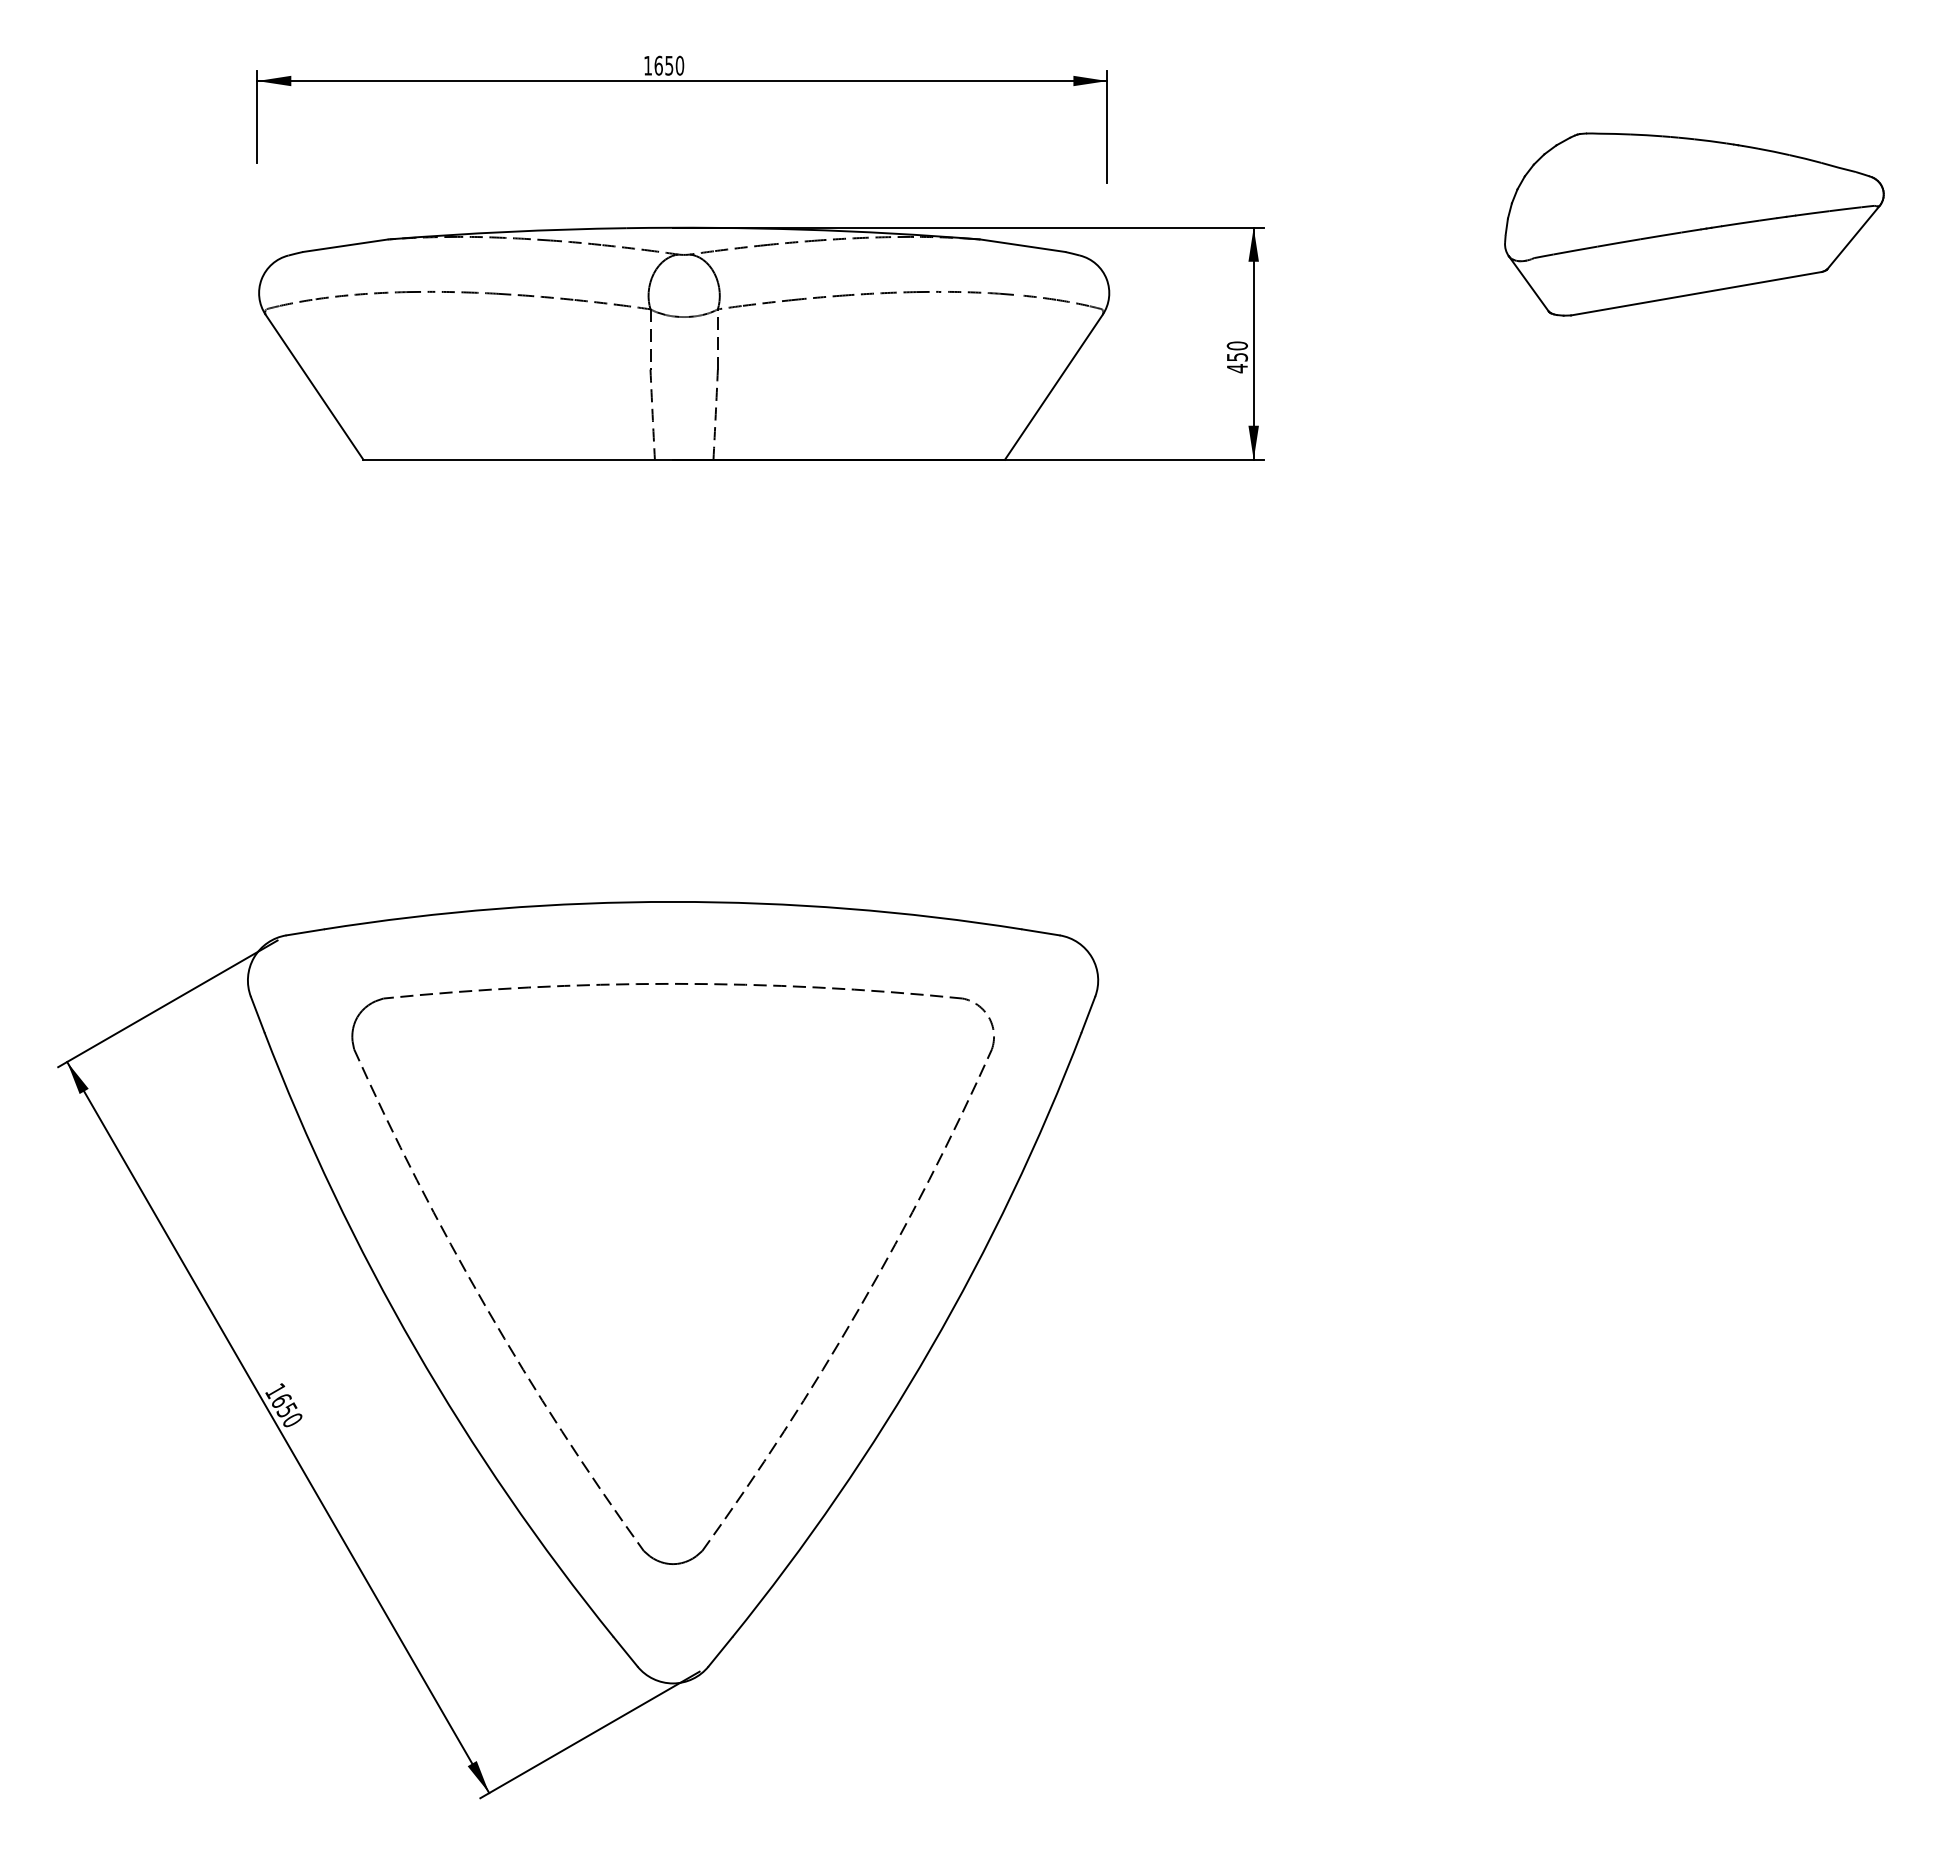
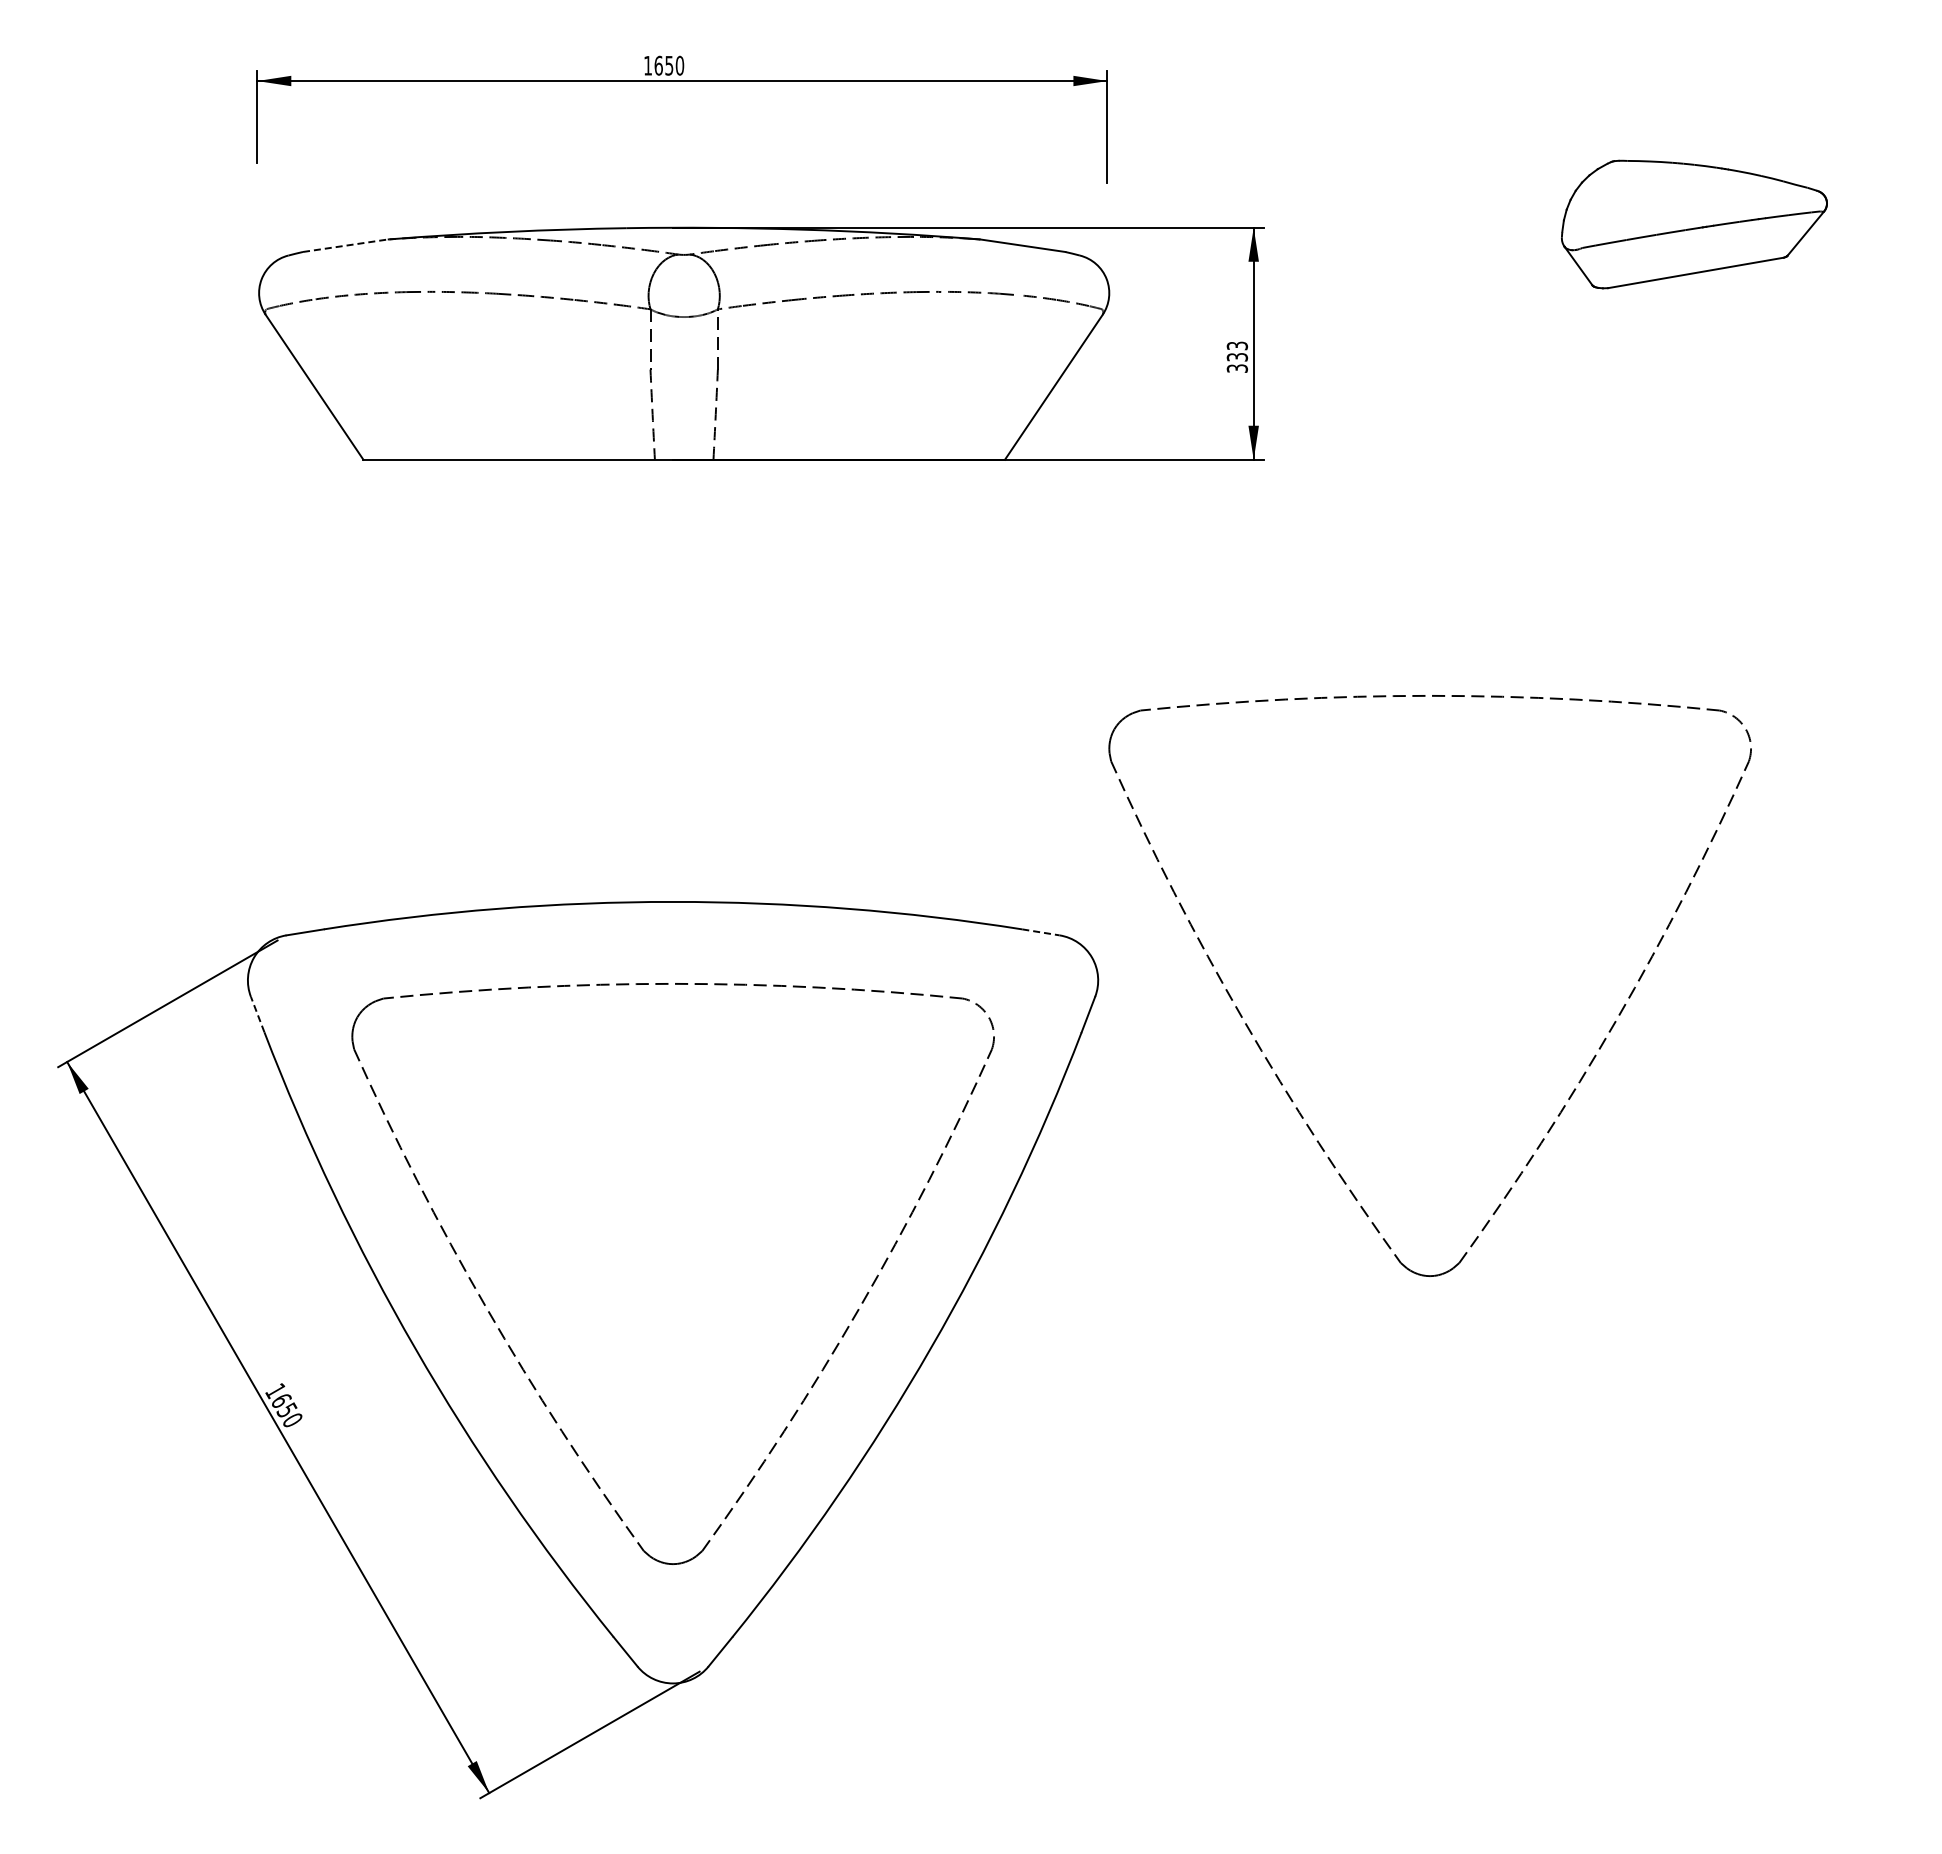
part size: 381x185 px -> 267x131 px (1694, 224)
line: solid -> dashed (345, 245)
text: 450 -> 333 (1237, 357)
line: solid -> dashed (1040, 932)
line: solid -> dashed (257, 1014)
part: none -> present (1278, 1076)
